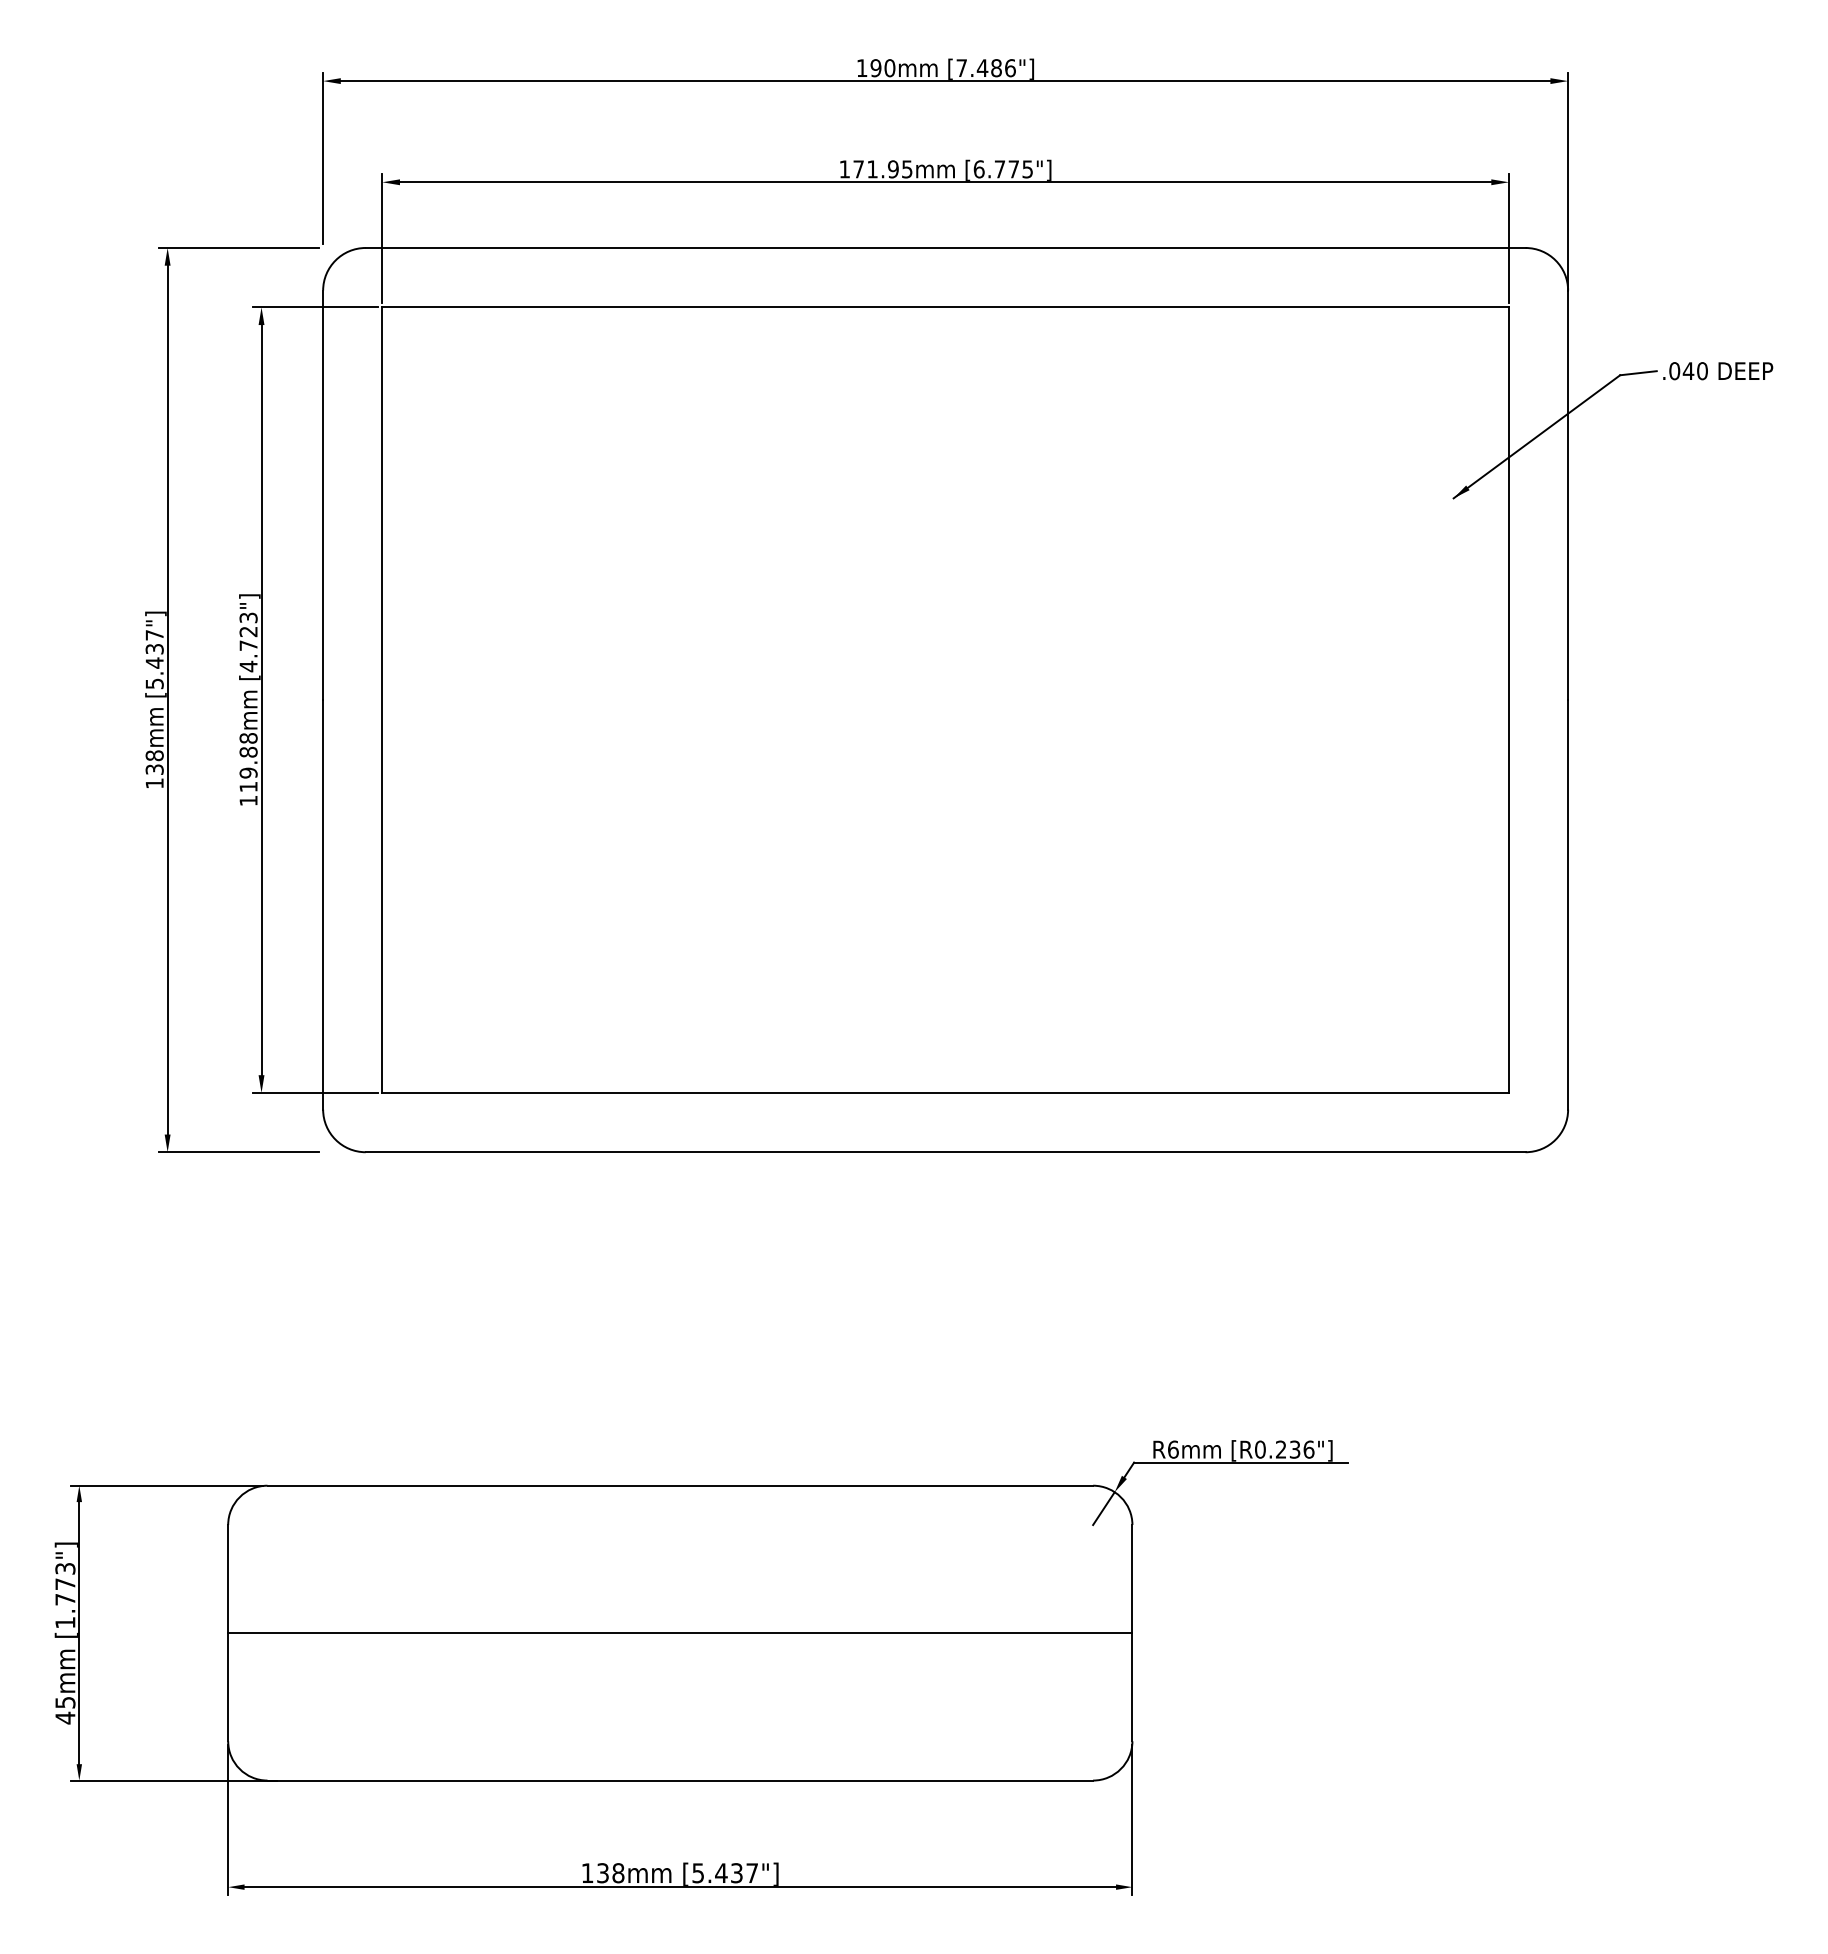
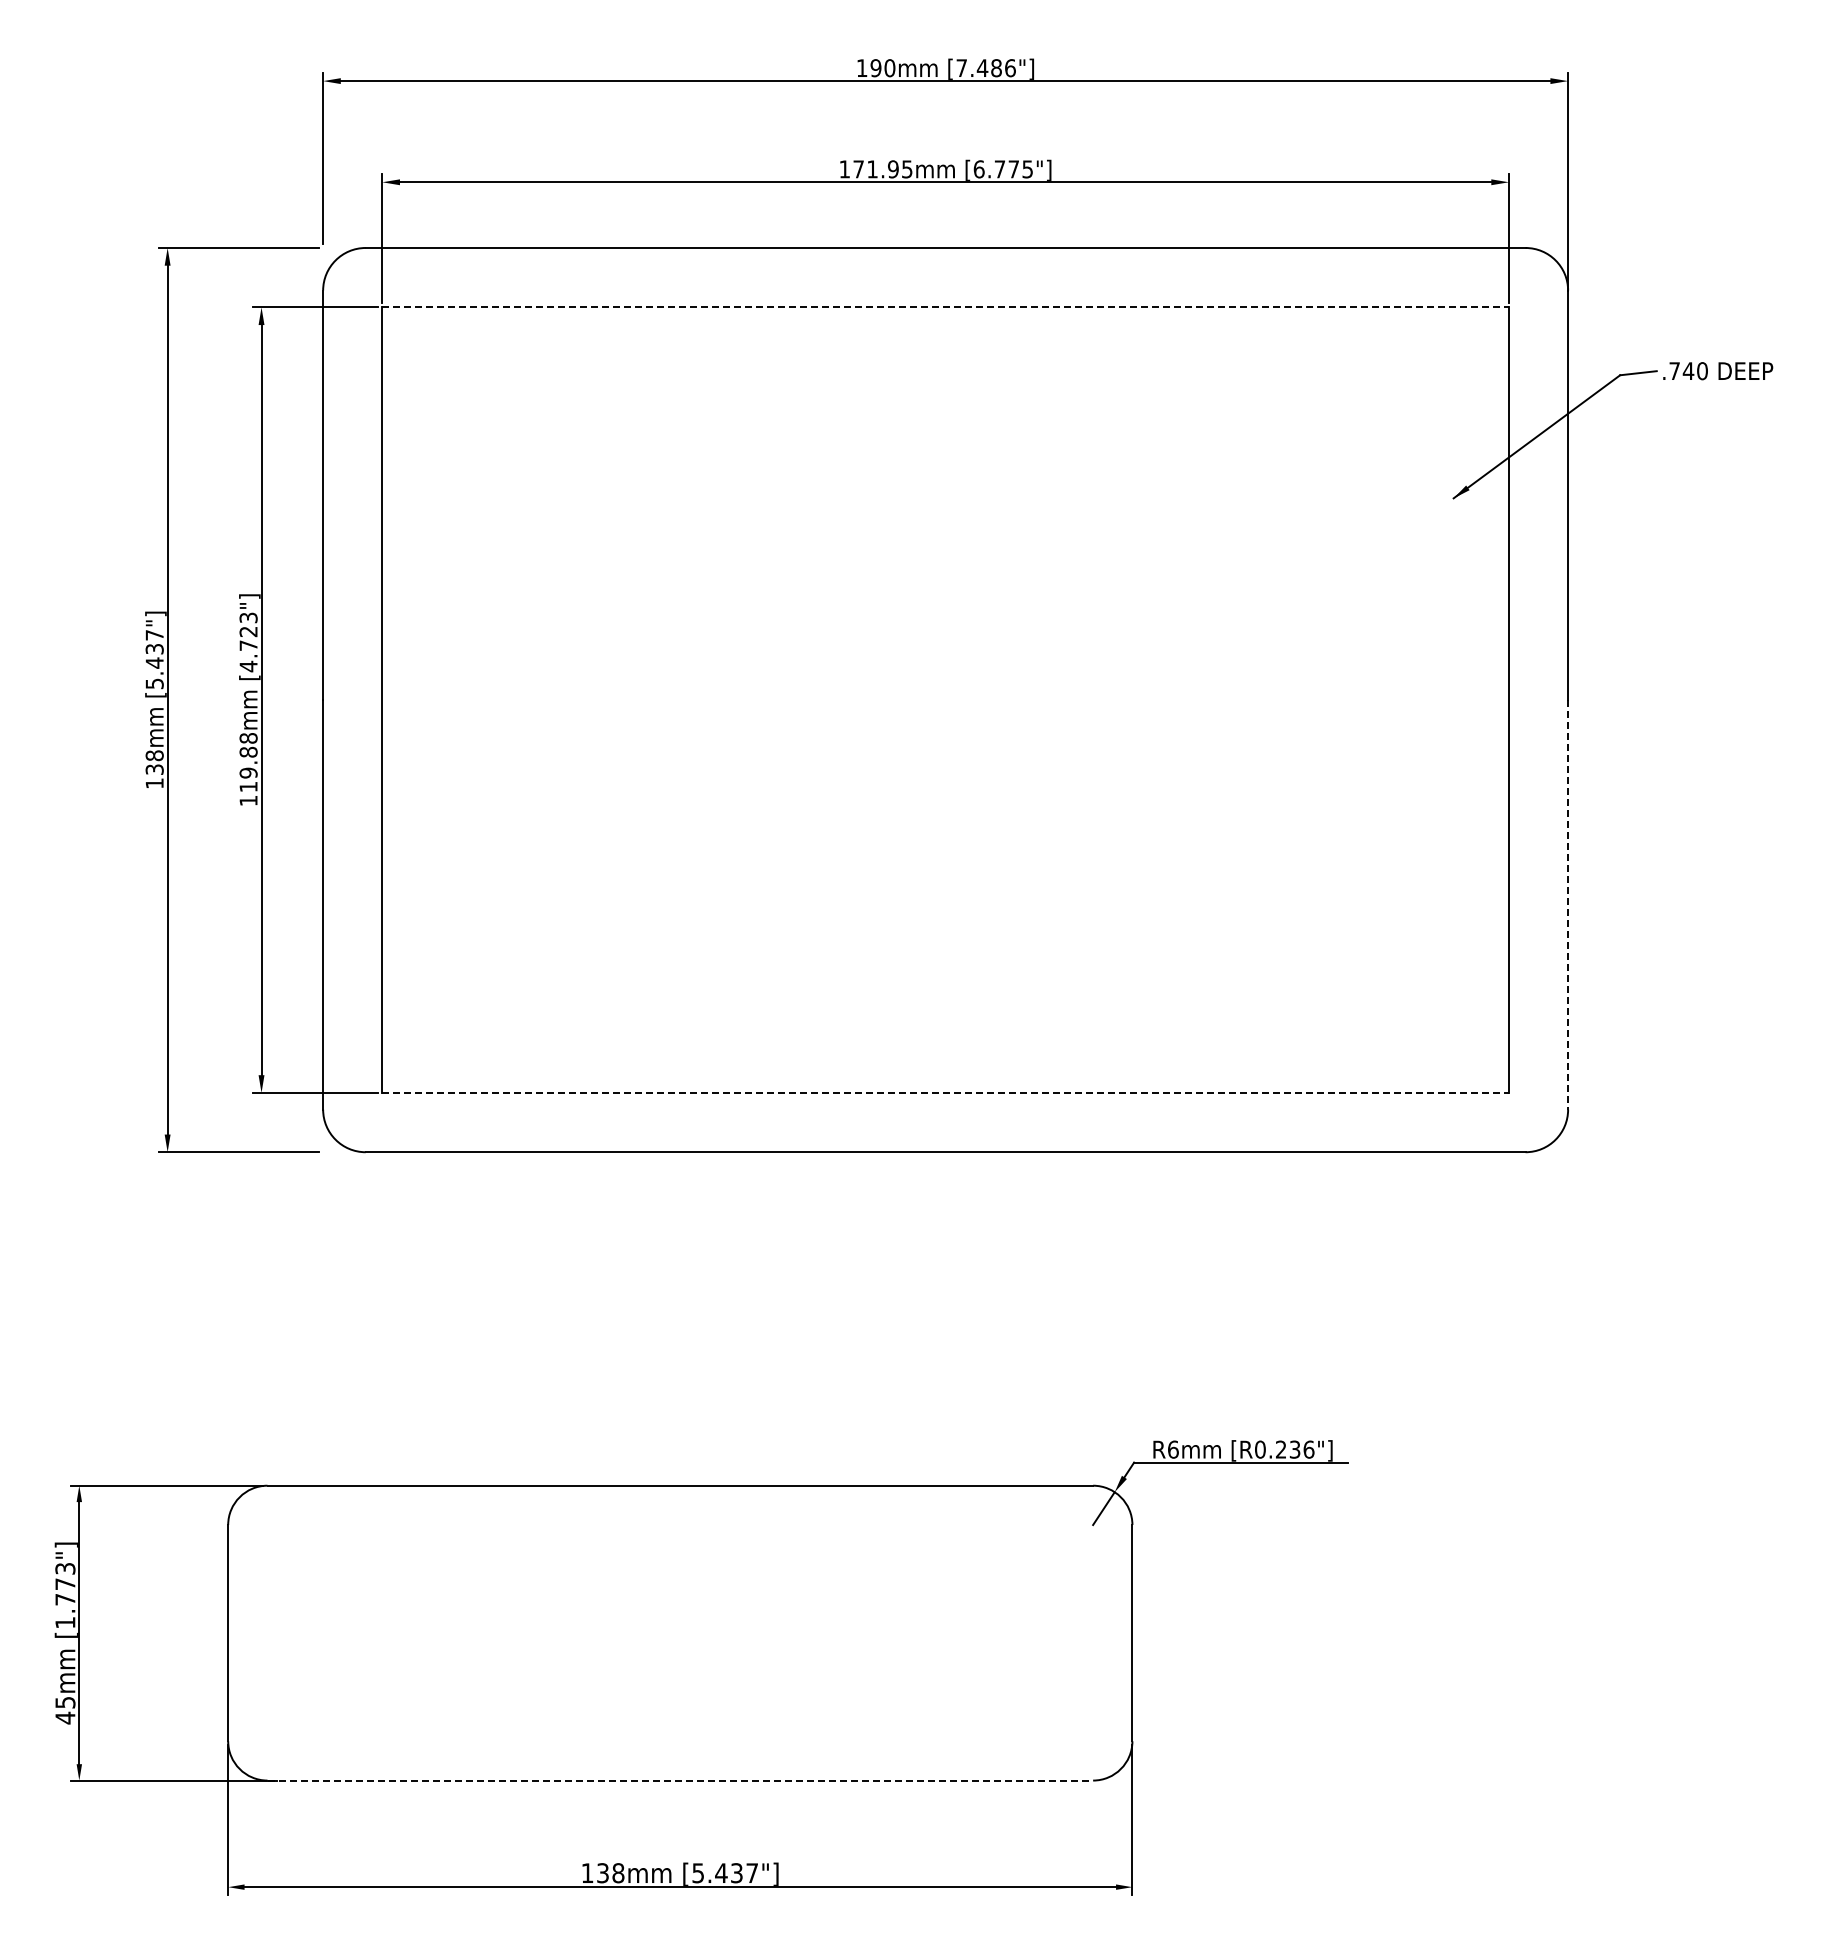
line: solid -> dashed (946, 307)
text: .040 -> .740 (1674, 371)
line: solid -> dashed (1568, 904)
line: solid -> dashed (946, 1092)
line: present -> none (680, 1633)
line: solid -> dashed (680, 1780)
